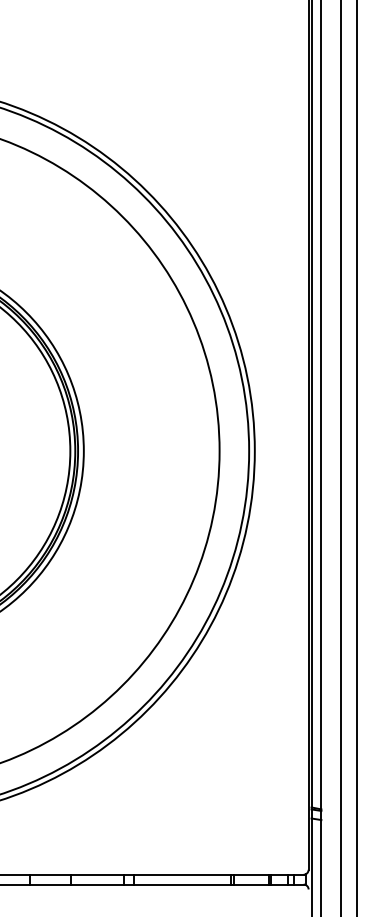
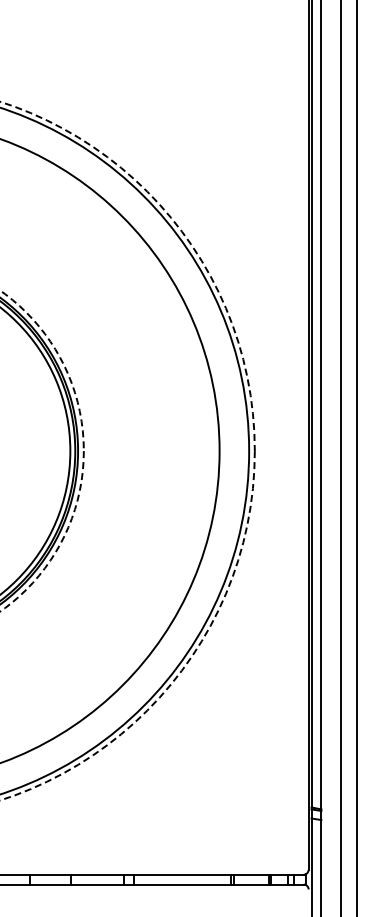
circle: solid -> dashed (41, 450)
circle: solid -> dashed (127, 451)
